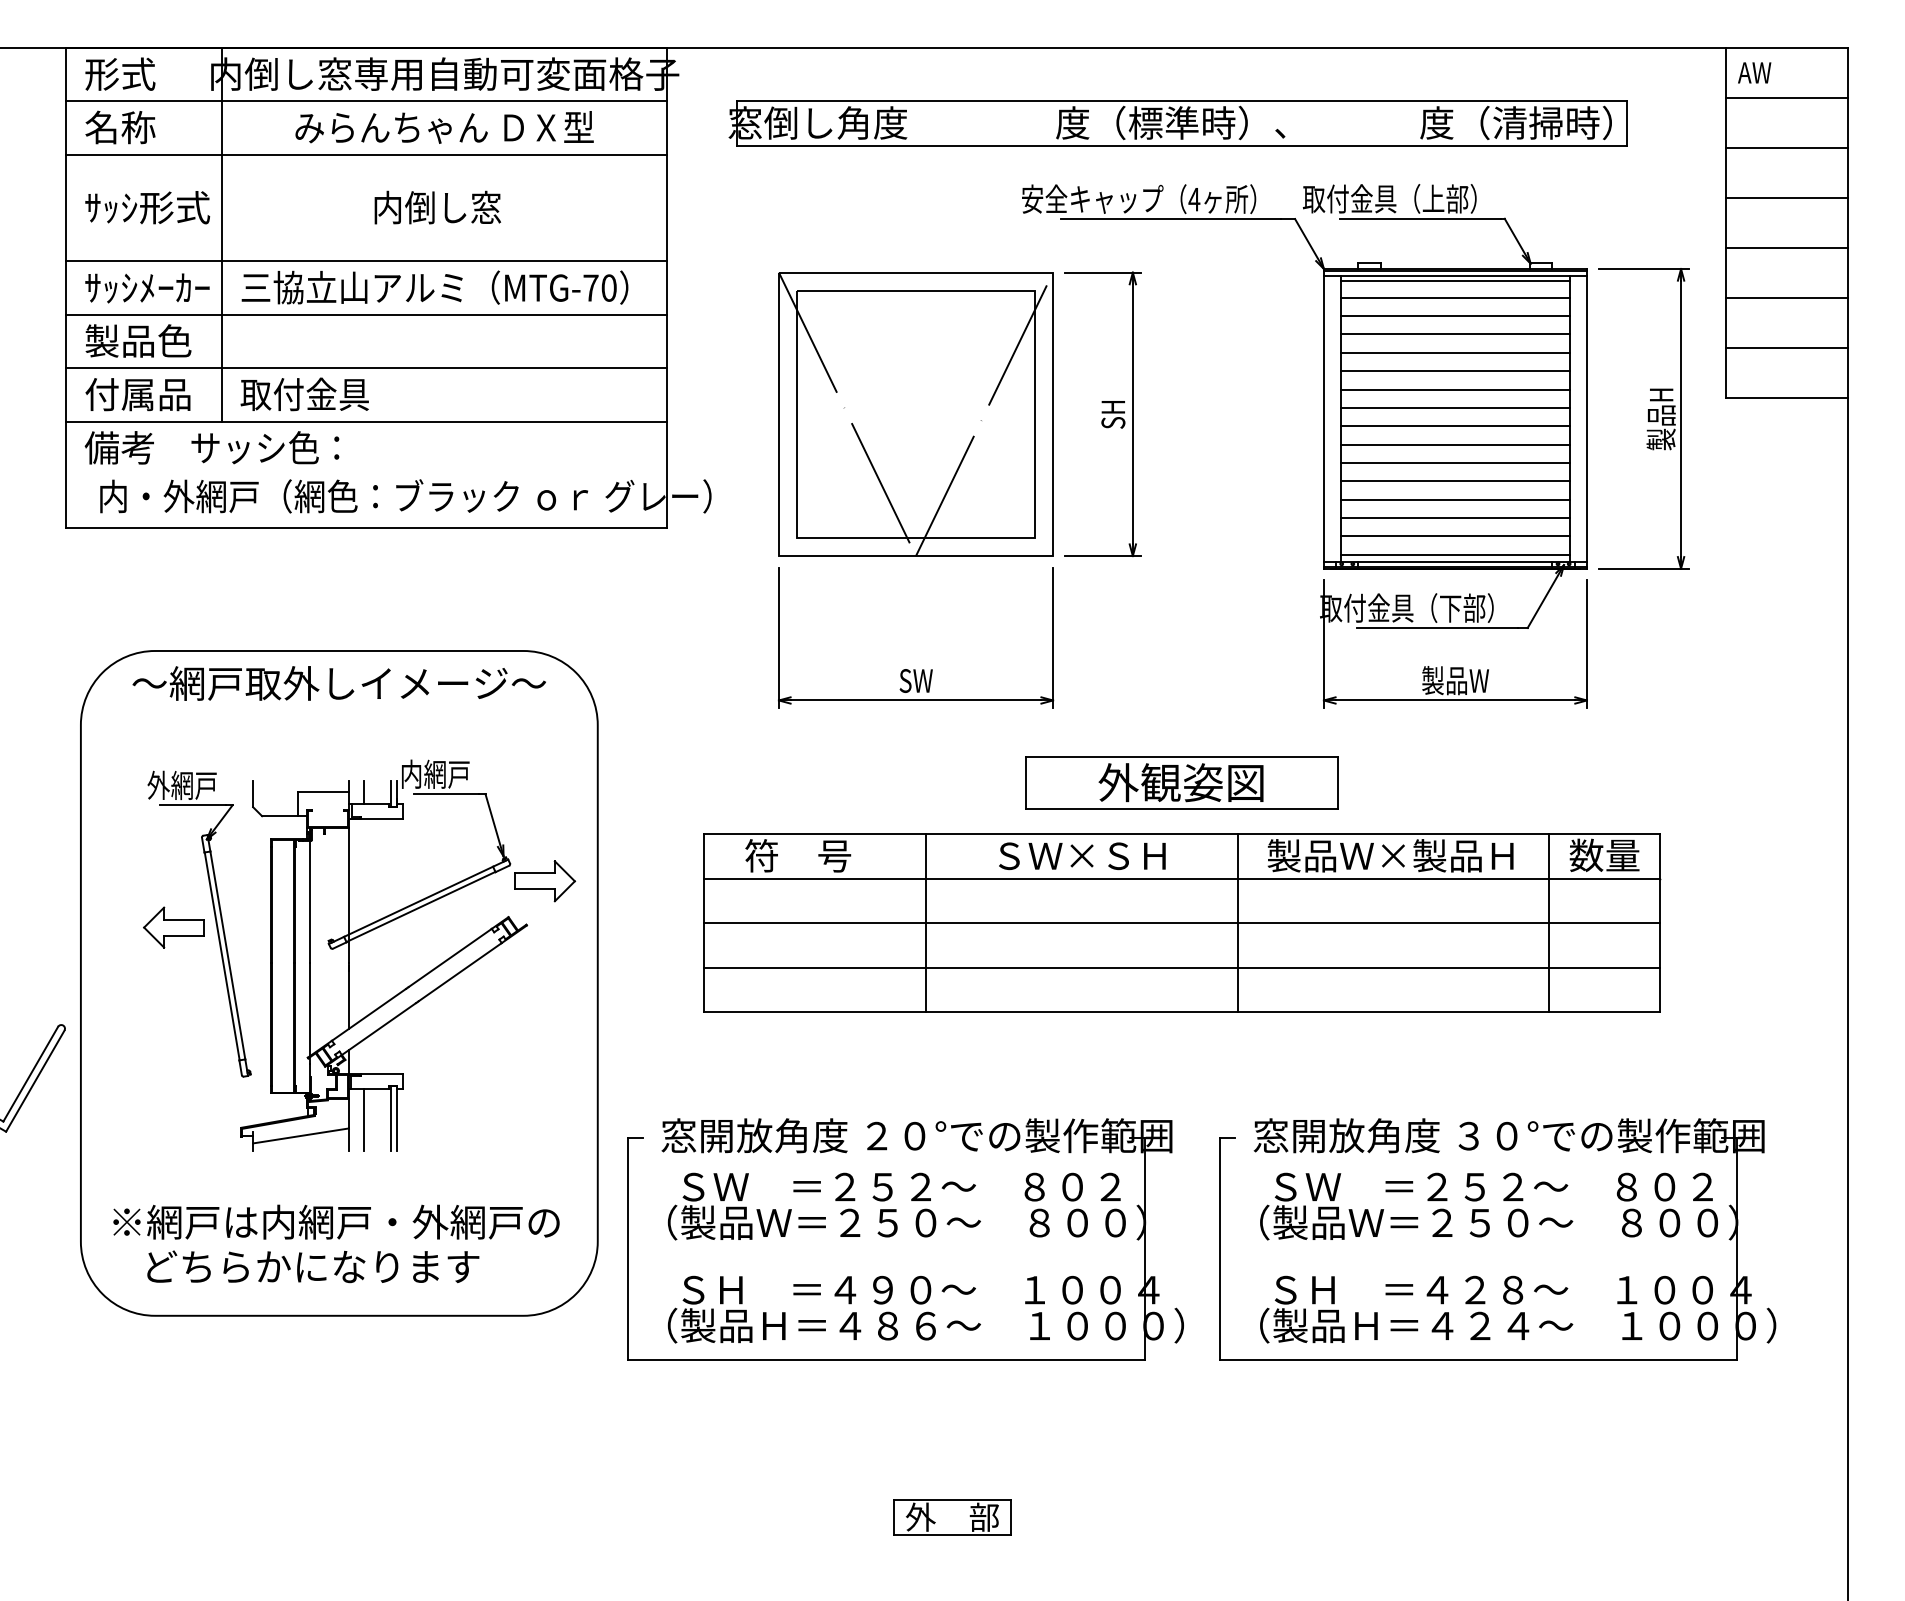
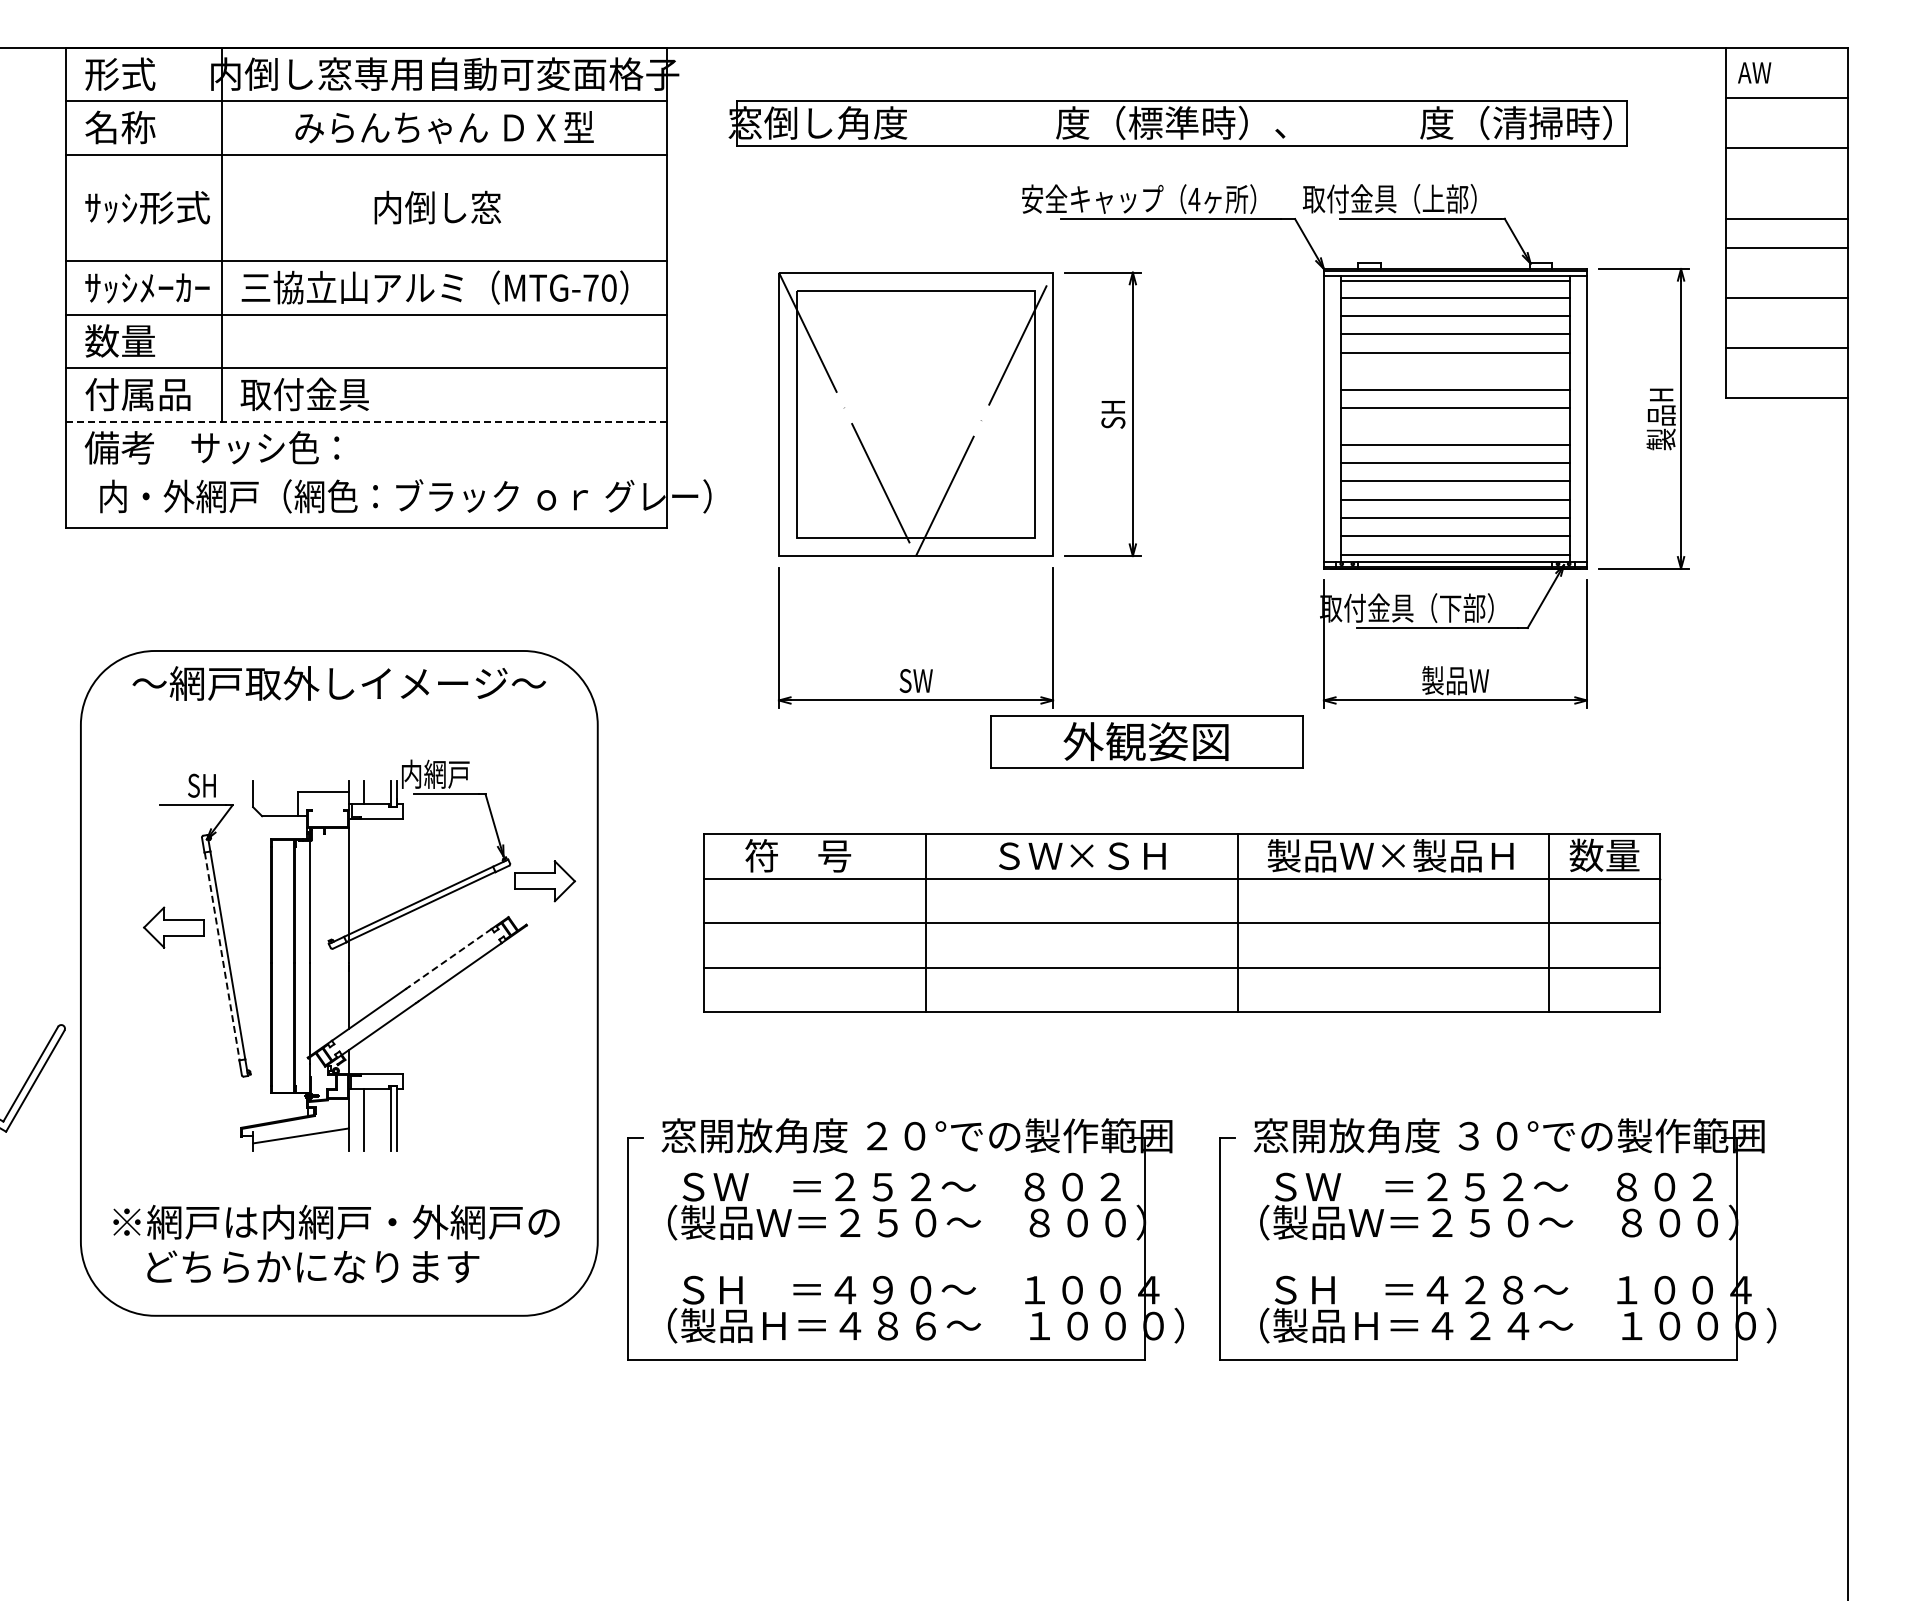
line position: (1786, 198) -> (1786, 219) (1786, 219)
text: 製品色 -> 数量 (138, 340)
line: present -> none (1455, 371)
line: solid -> dashed (366, 421)
line: present -> none (1455, 426)
part position: (1181, 782) -> (1146, 741) (1146, 741)
text: 外網戸 -> SH (181, 785)
line: solid -> dashed (222, 956)
line: solid -> dashed (450, 958)
part: present -> none (952, 1517)
